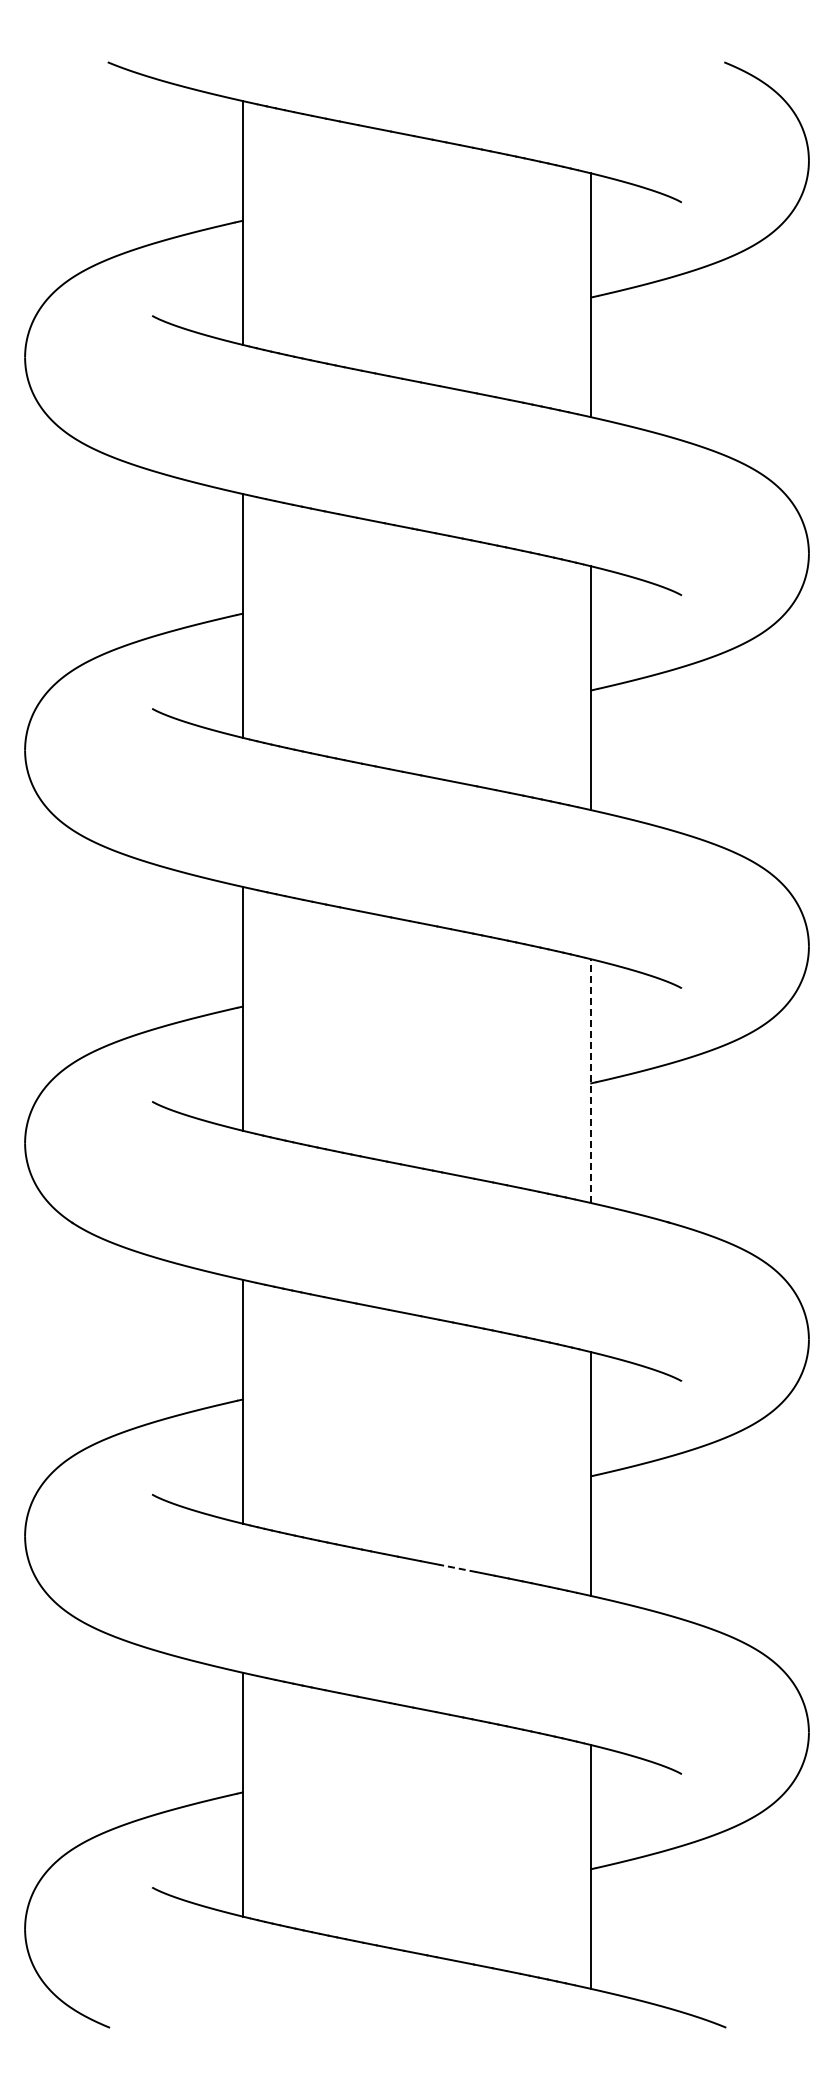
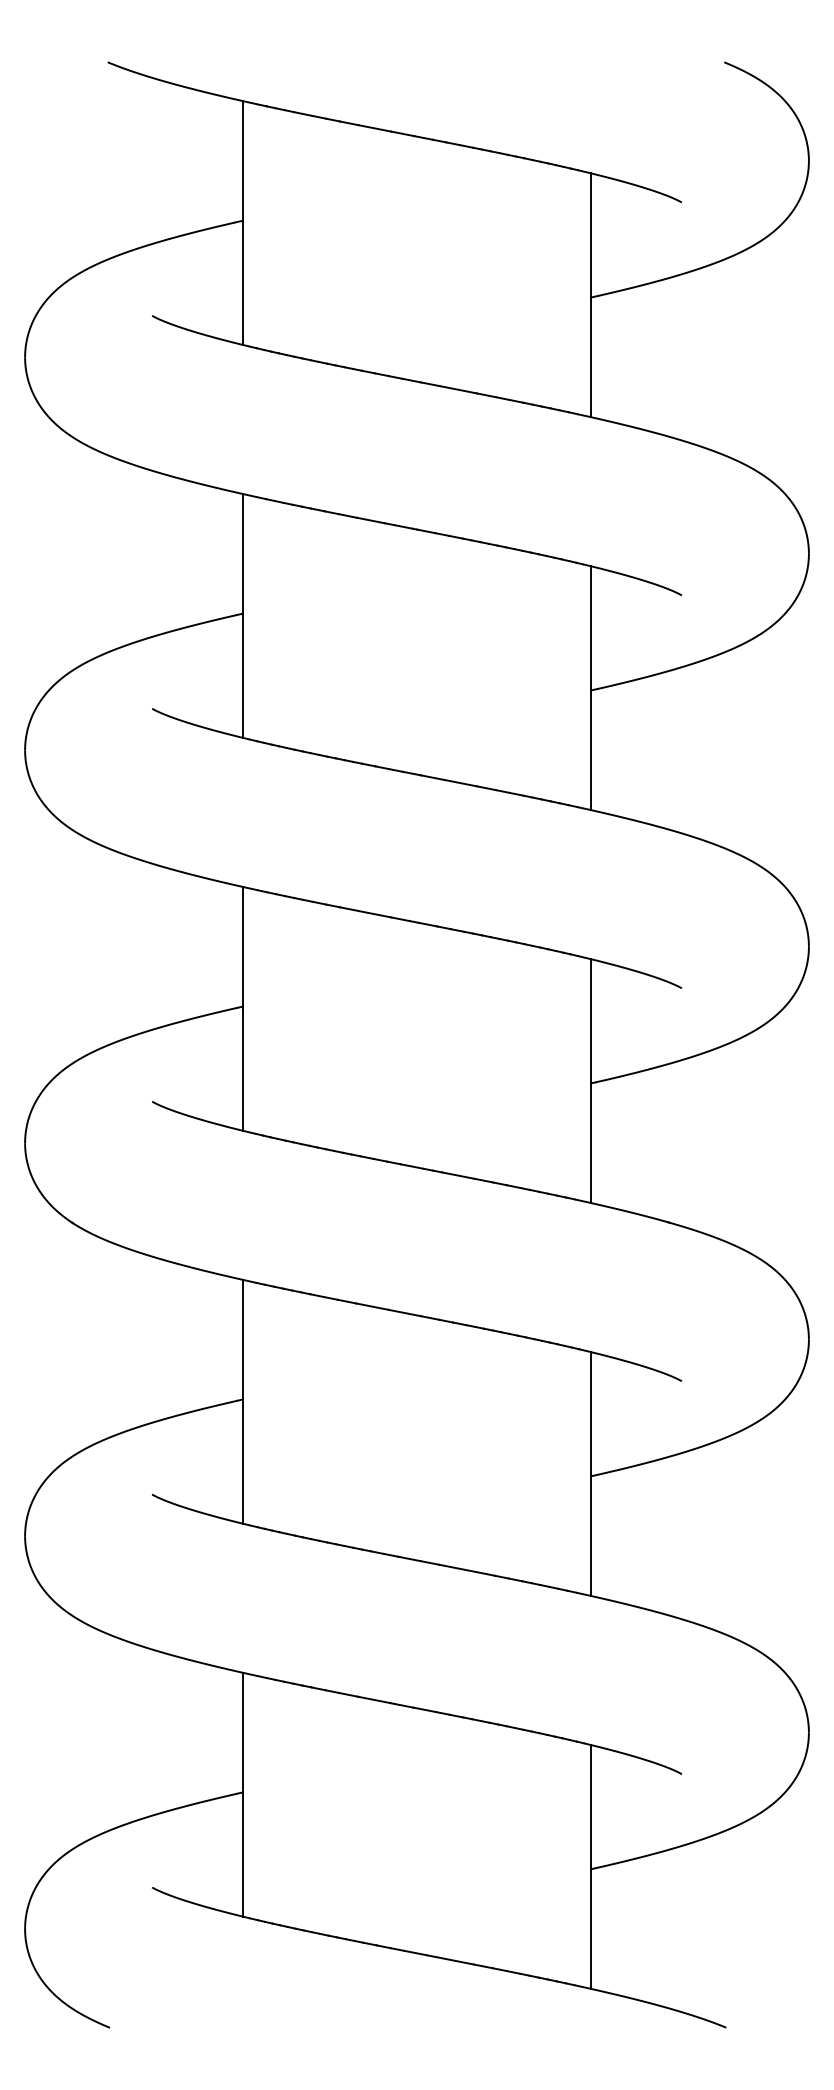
line: dashed -> solid (591, 1081)
line: dashed -> solid (457, 1568)
